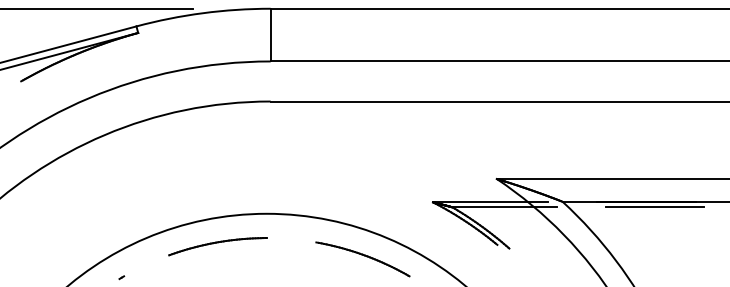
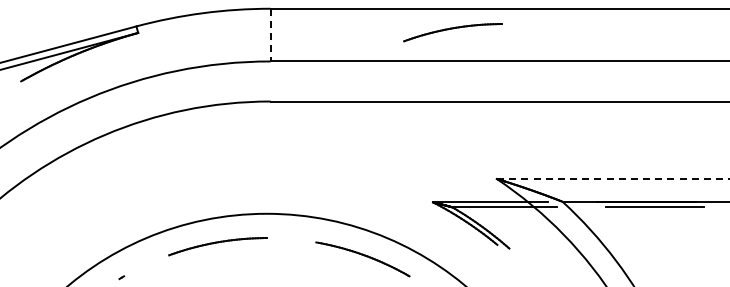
line: present -> none (97, 8)
part: none -> present (452, 32)
line: solid -> dashed (270, 35)
line: solid -> dashed (612, 178)
